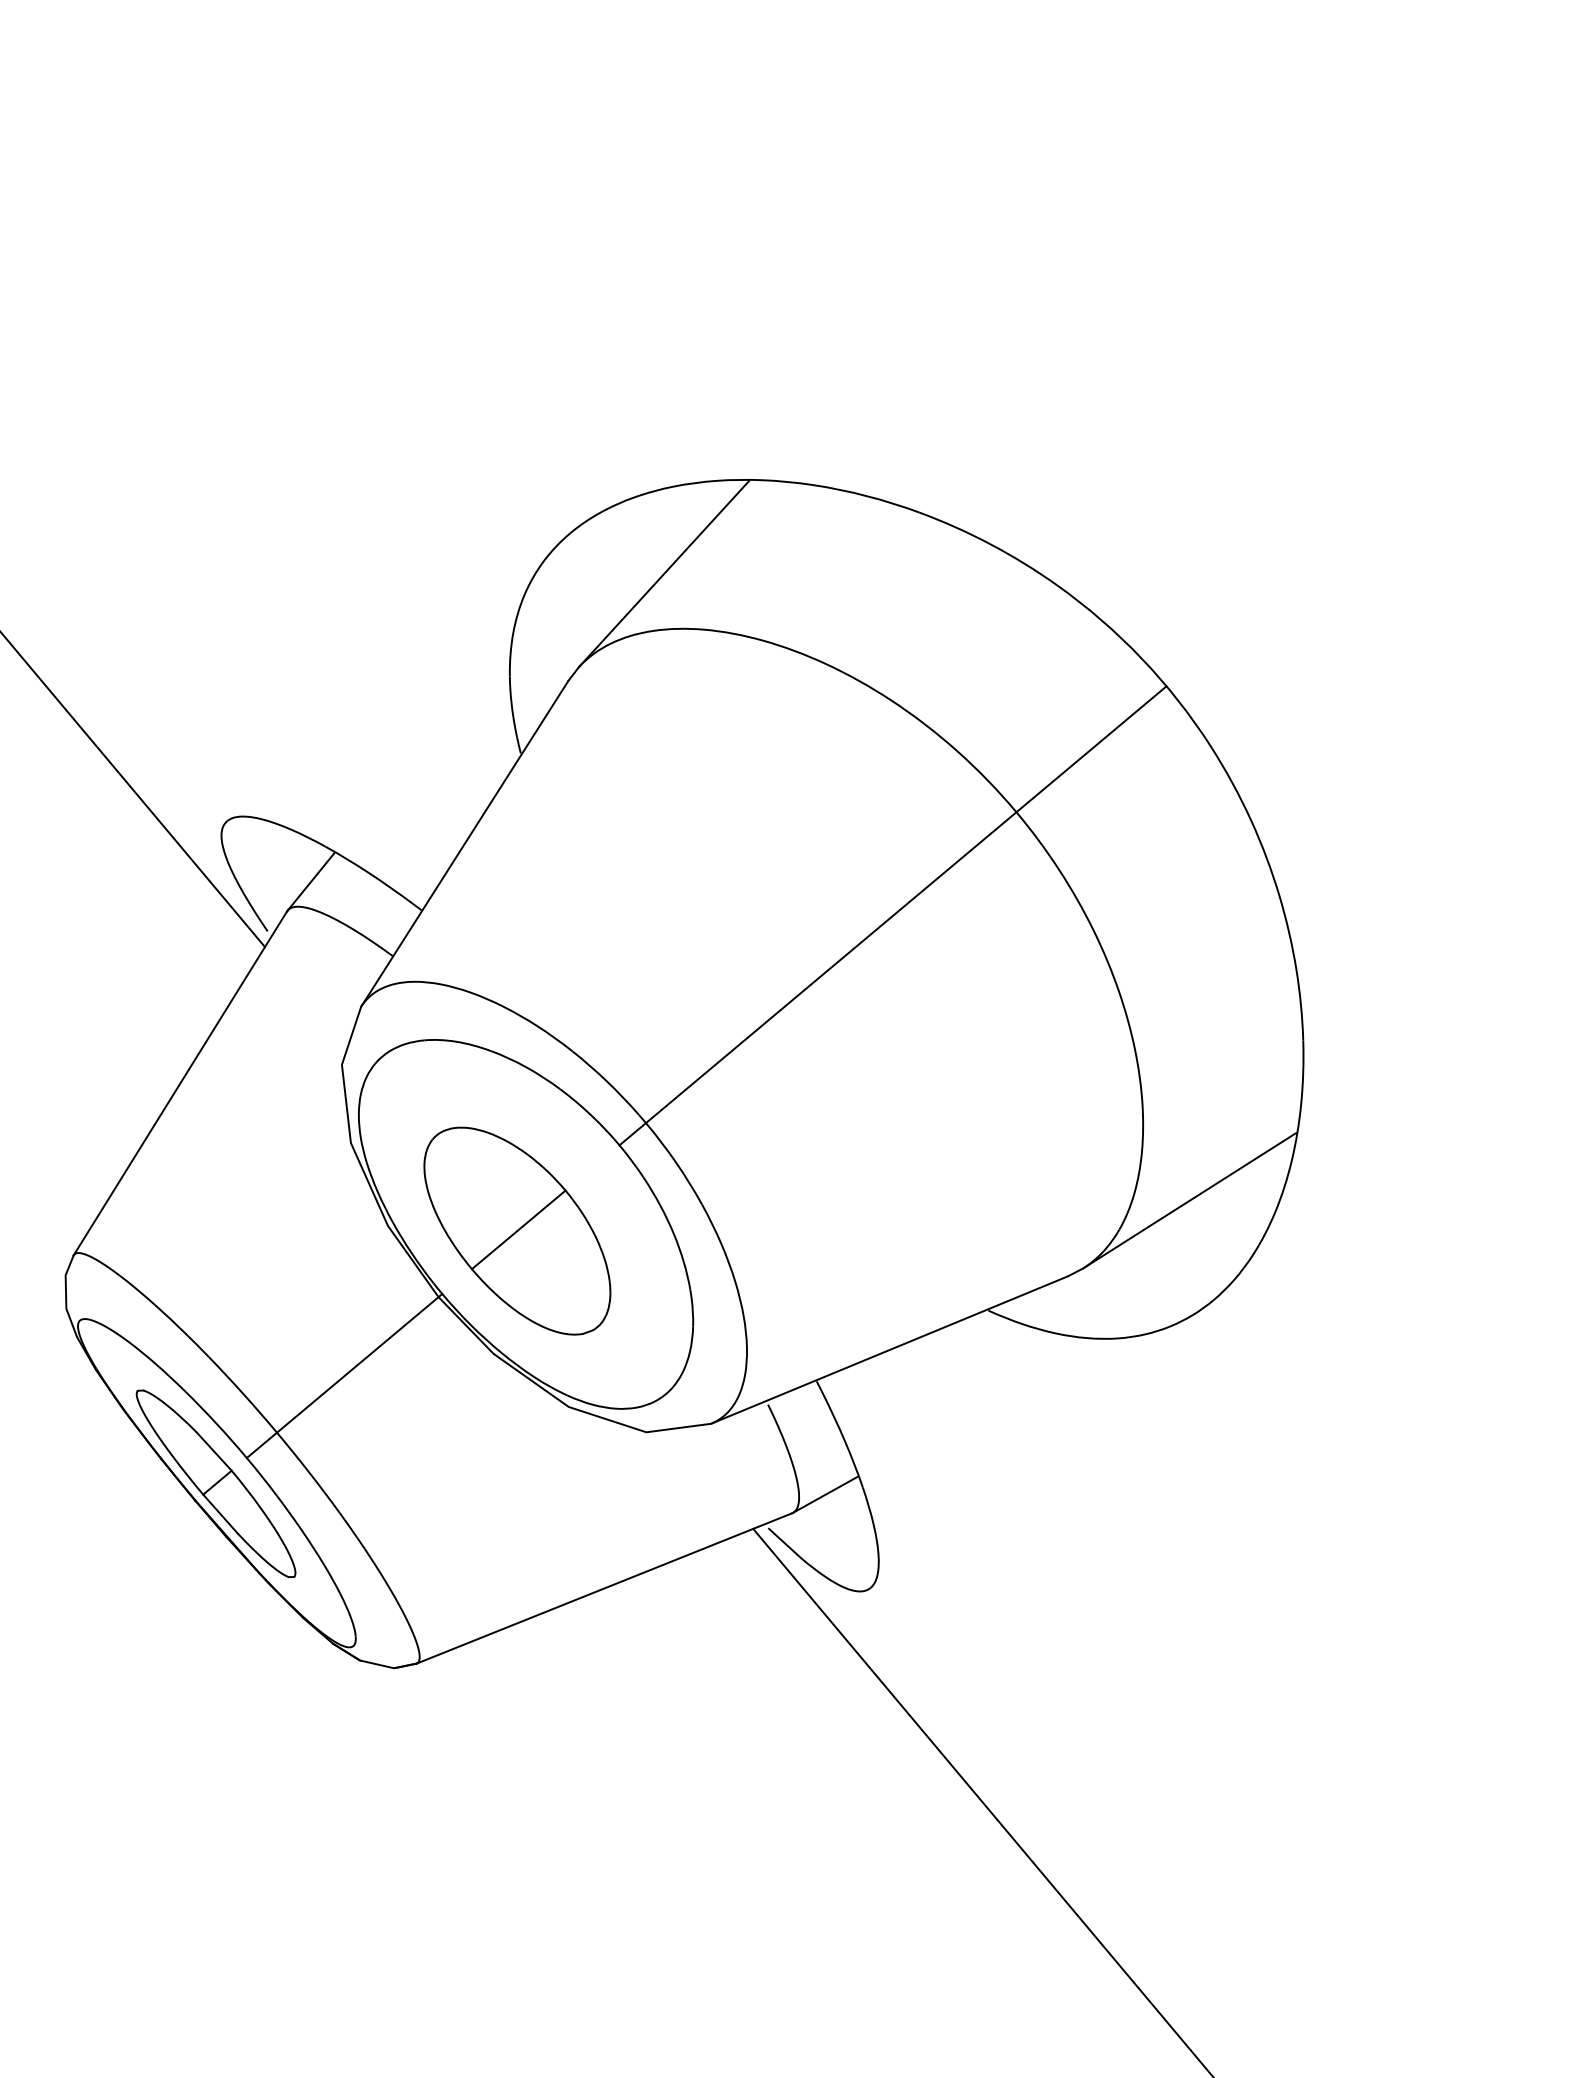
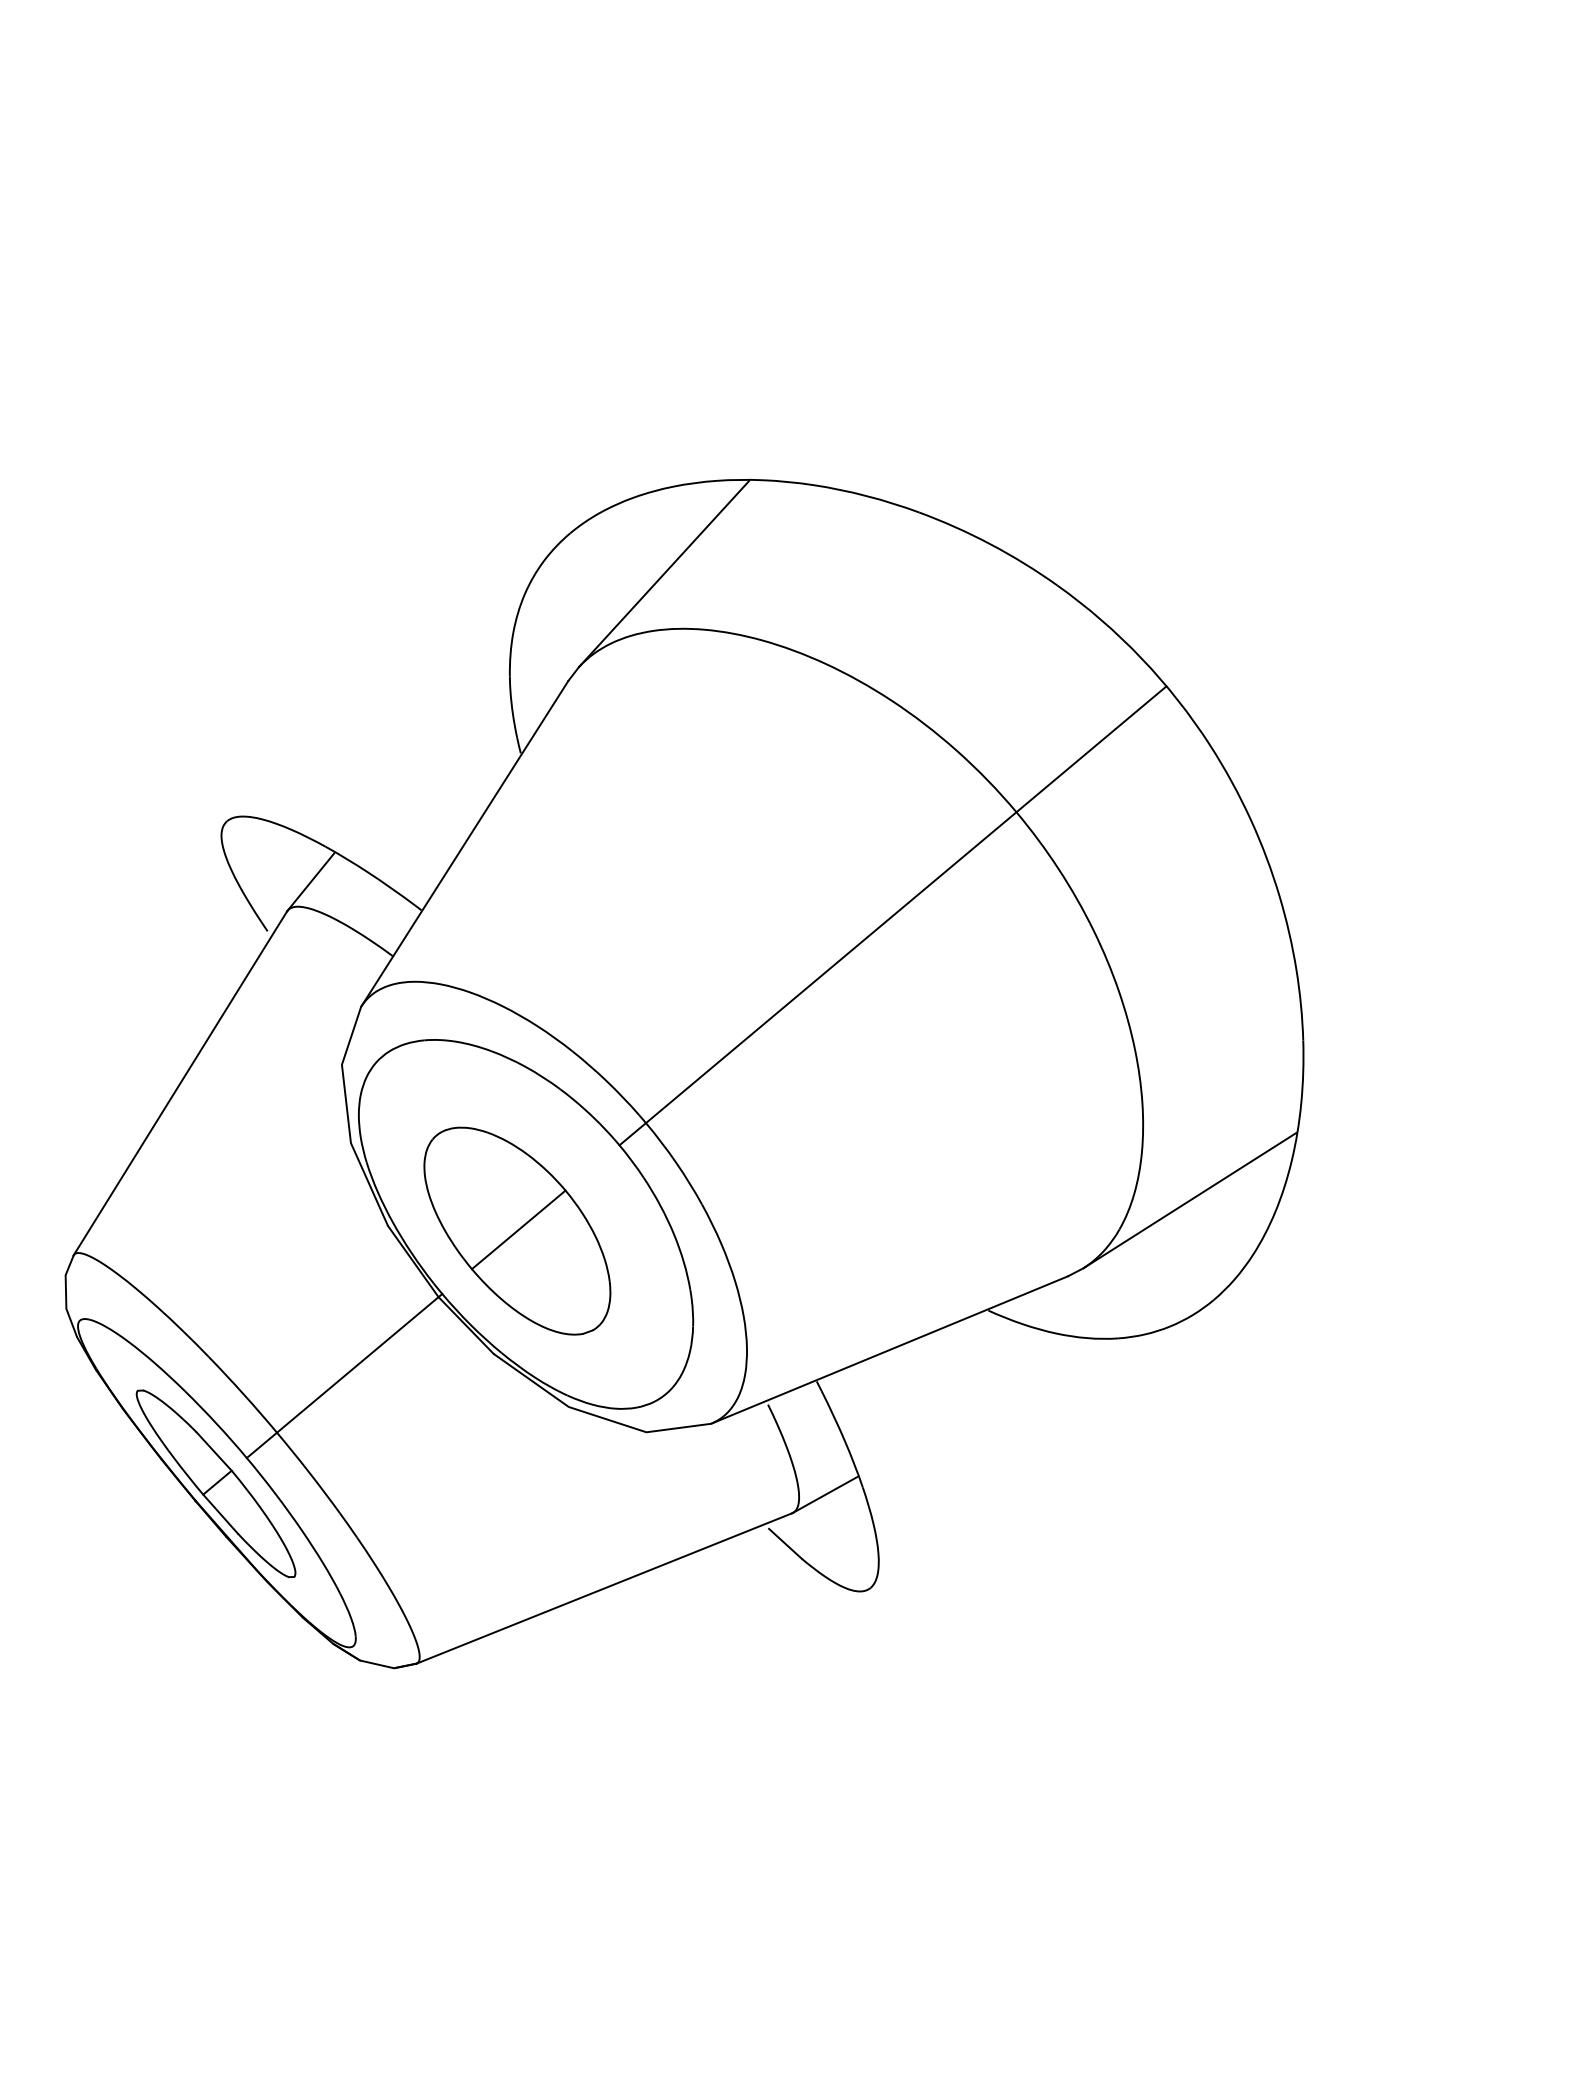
line: present -> none (133, 790)
line: present -> none (982, 1801)
